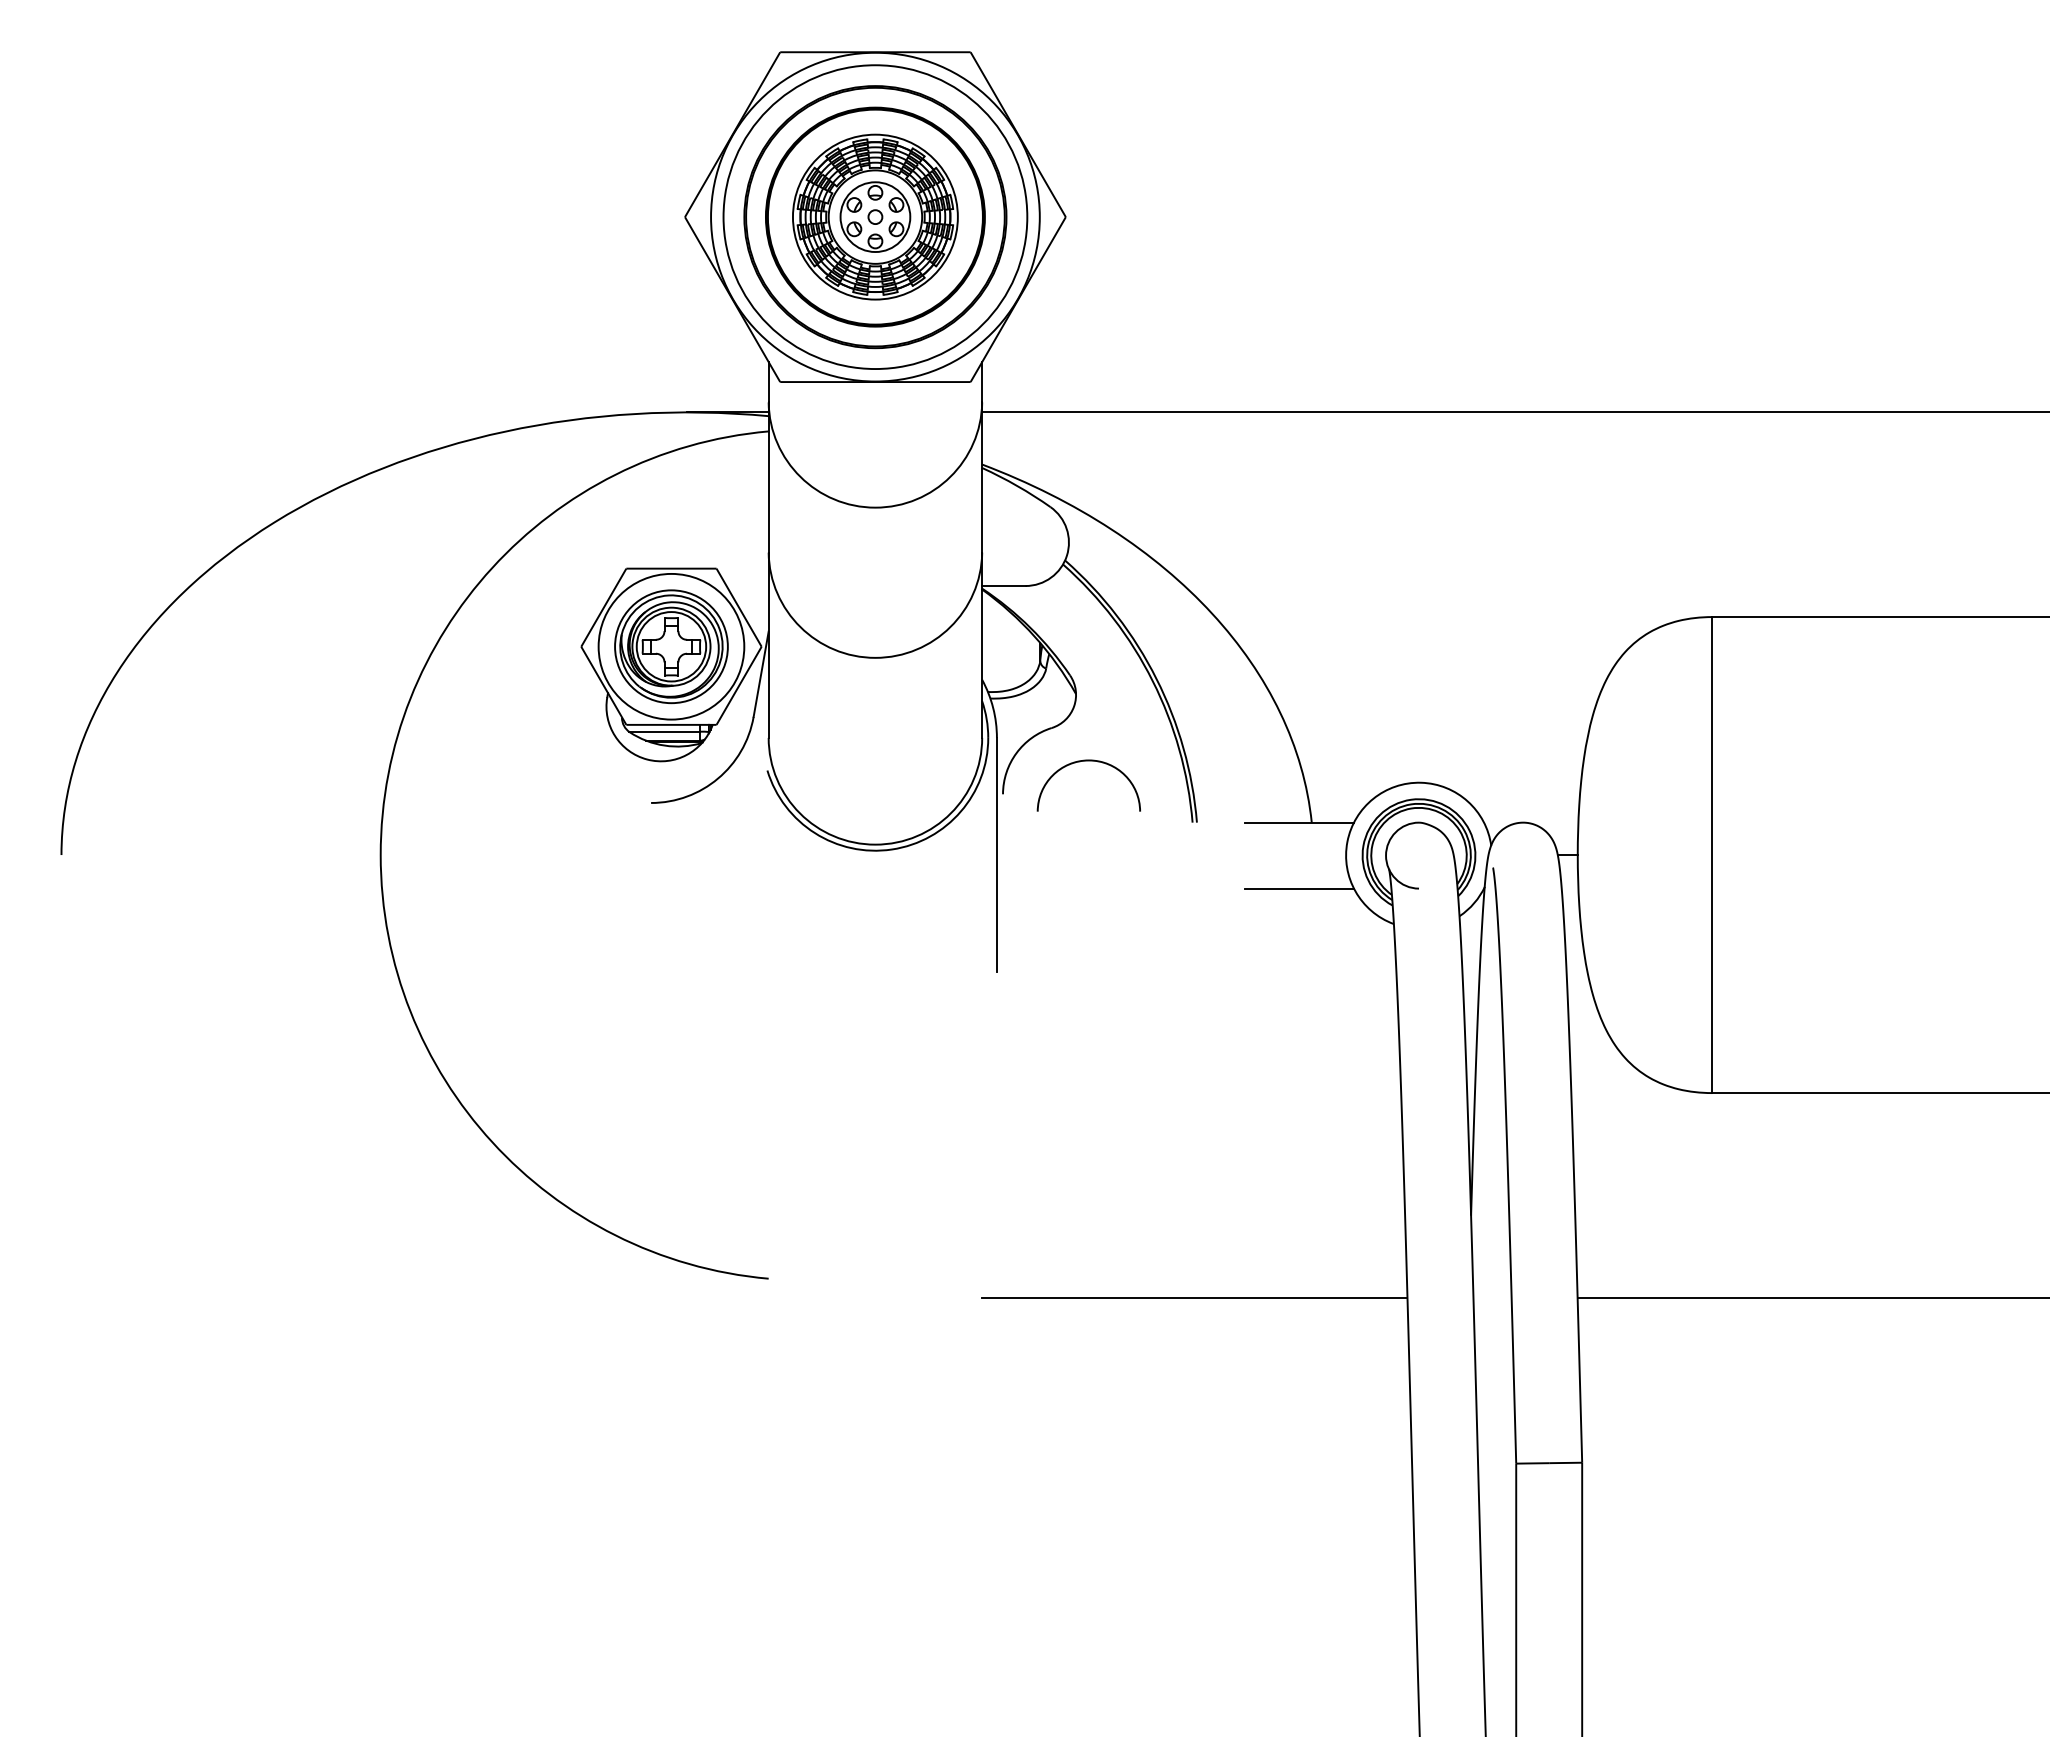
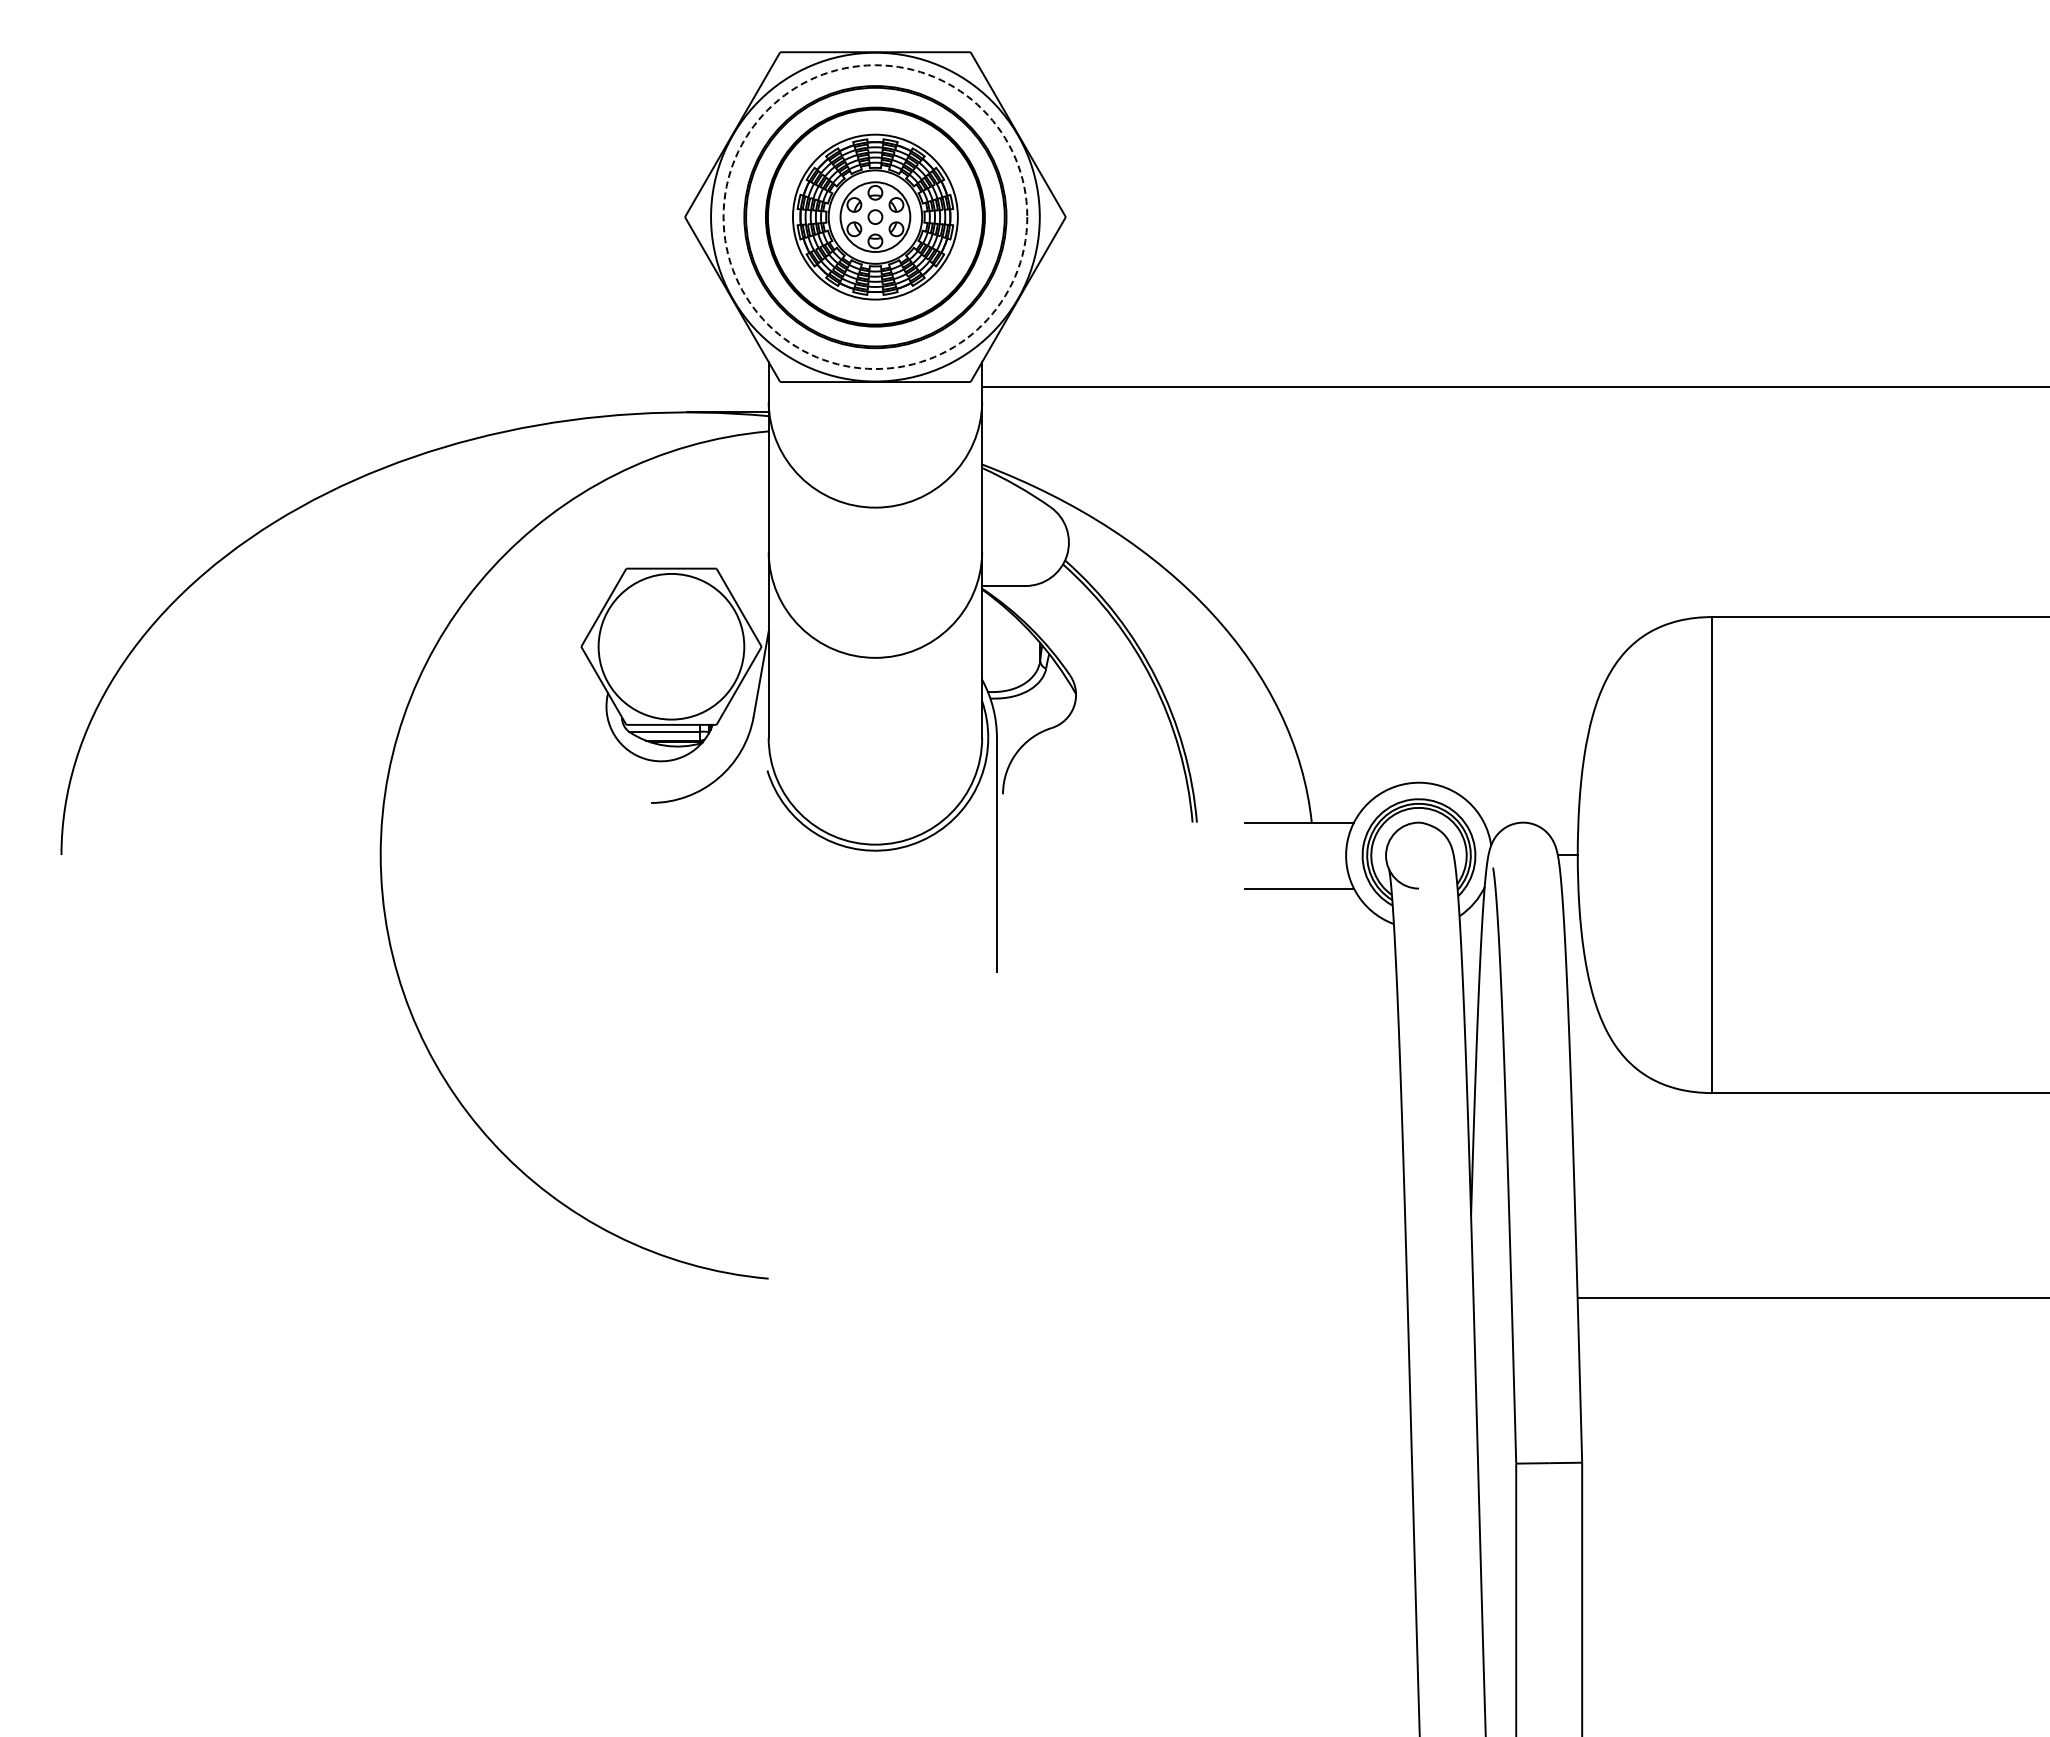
circle: solid -> dashed (875, 217)
line position: (1514, 412) -> (1514, 387) (1514, 387)
part: present -> none (671, 646)
arc: present -> none (1088, 761)
line: present -> none (1194, 1297)
